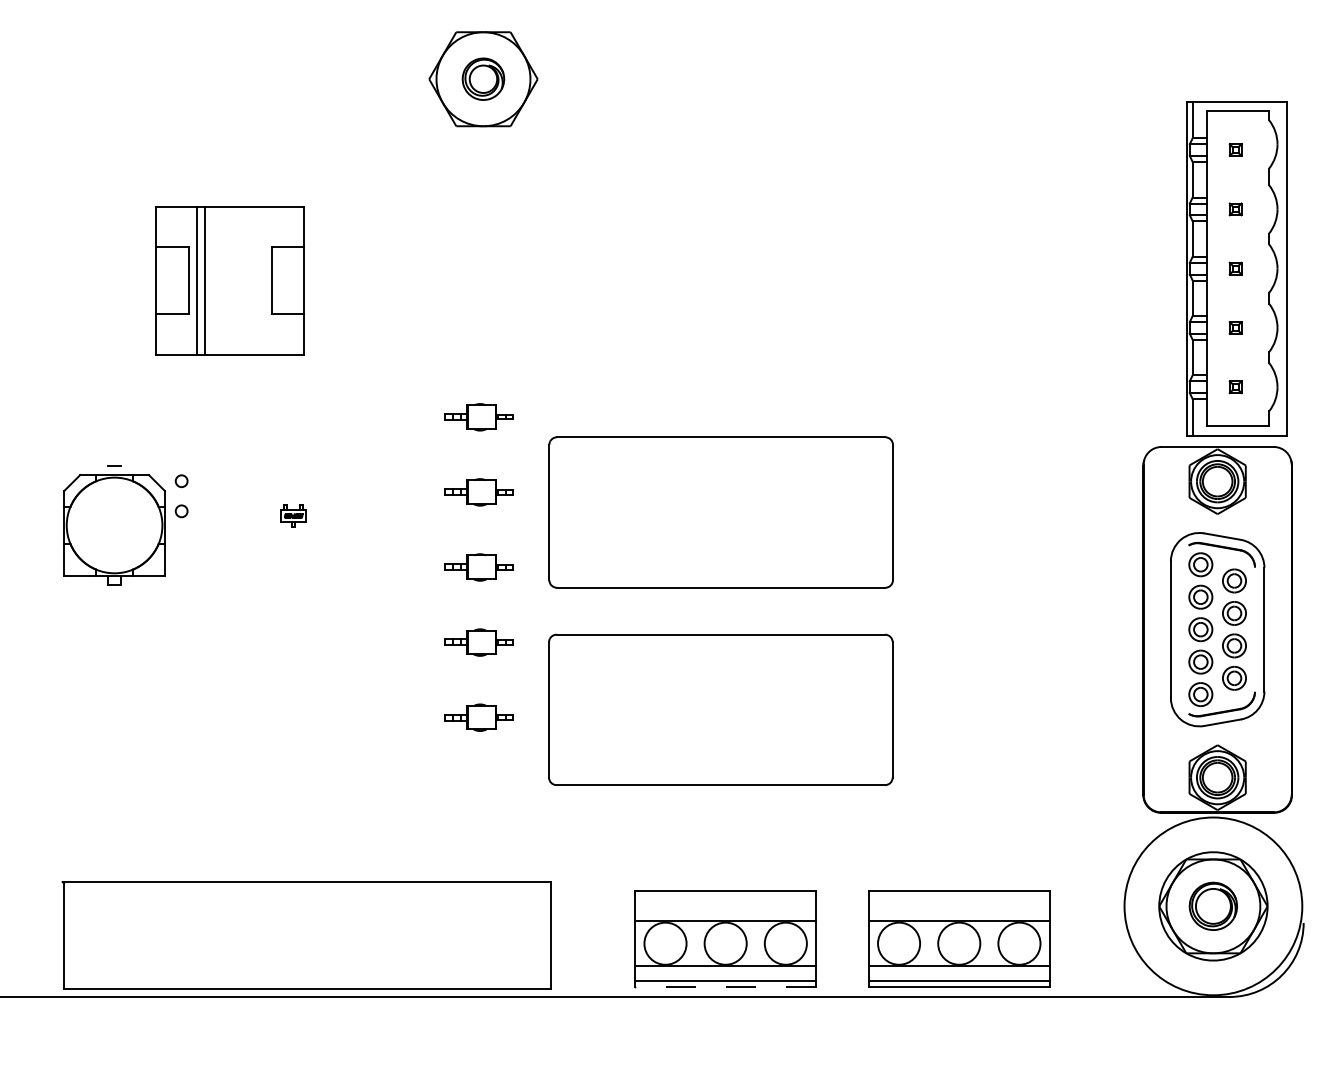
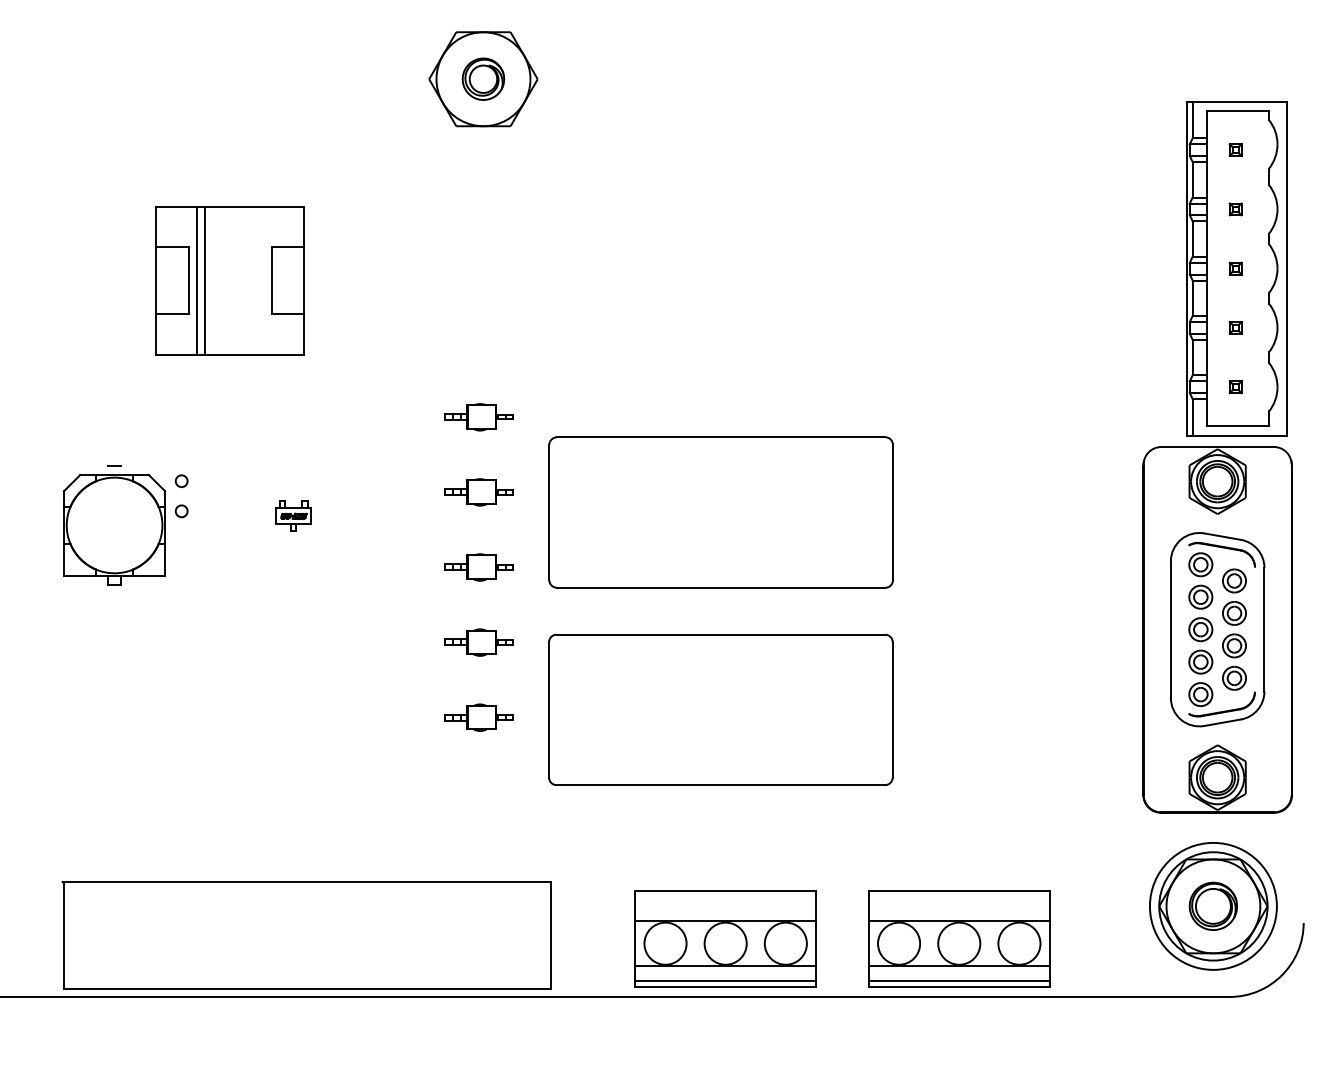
part size: 27x24 px -> 37x32 px (293, 515)
circle diameter: 178 px -> 127 px (1212, 905)
line: dashed -> solid (725, 987)
